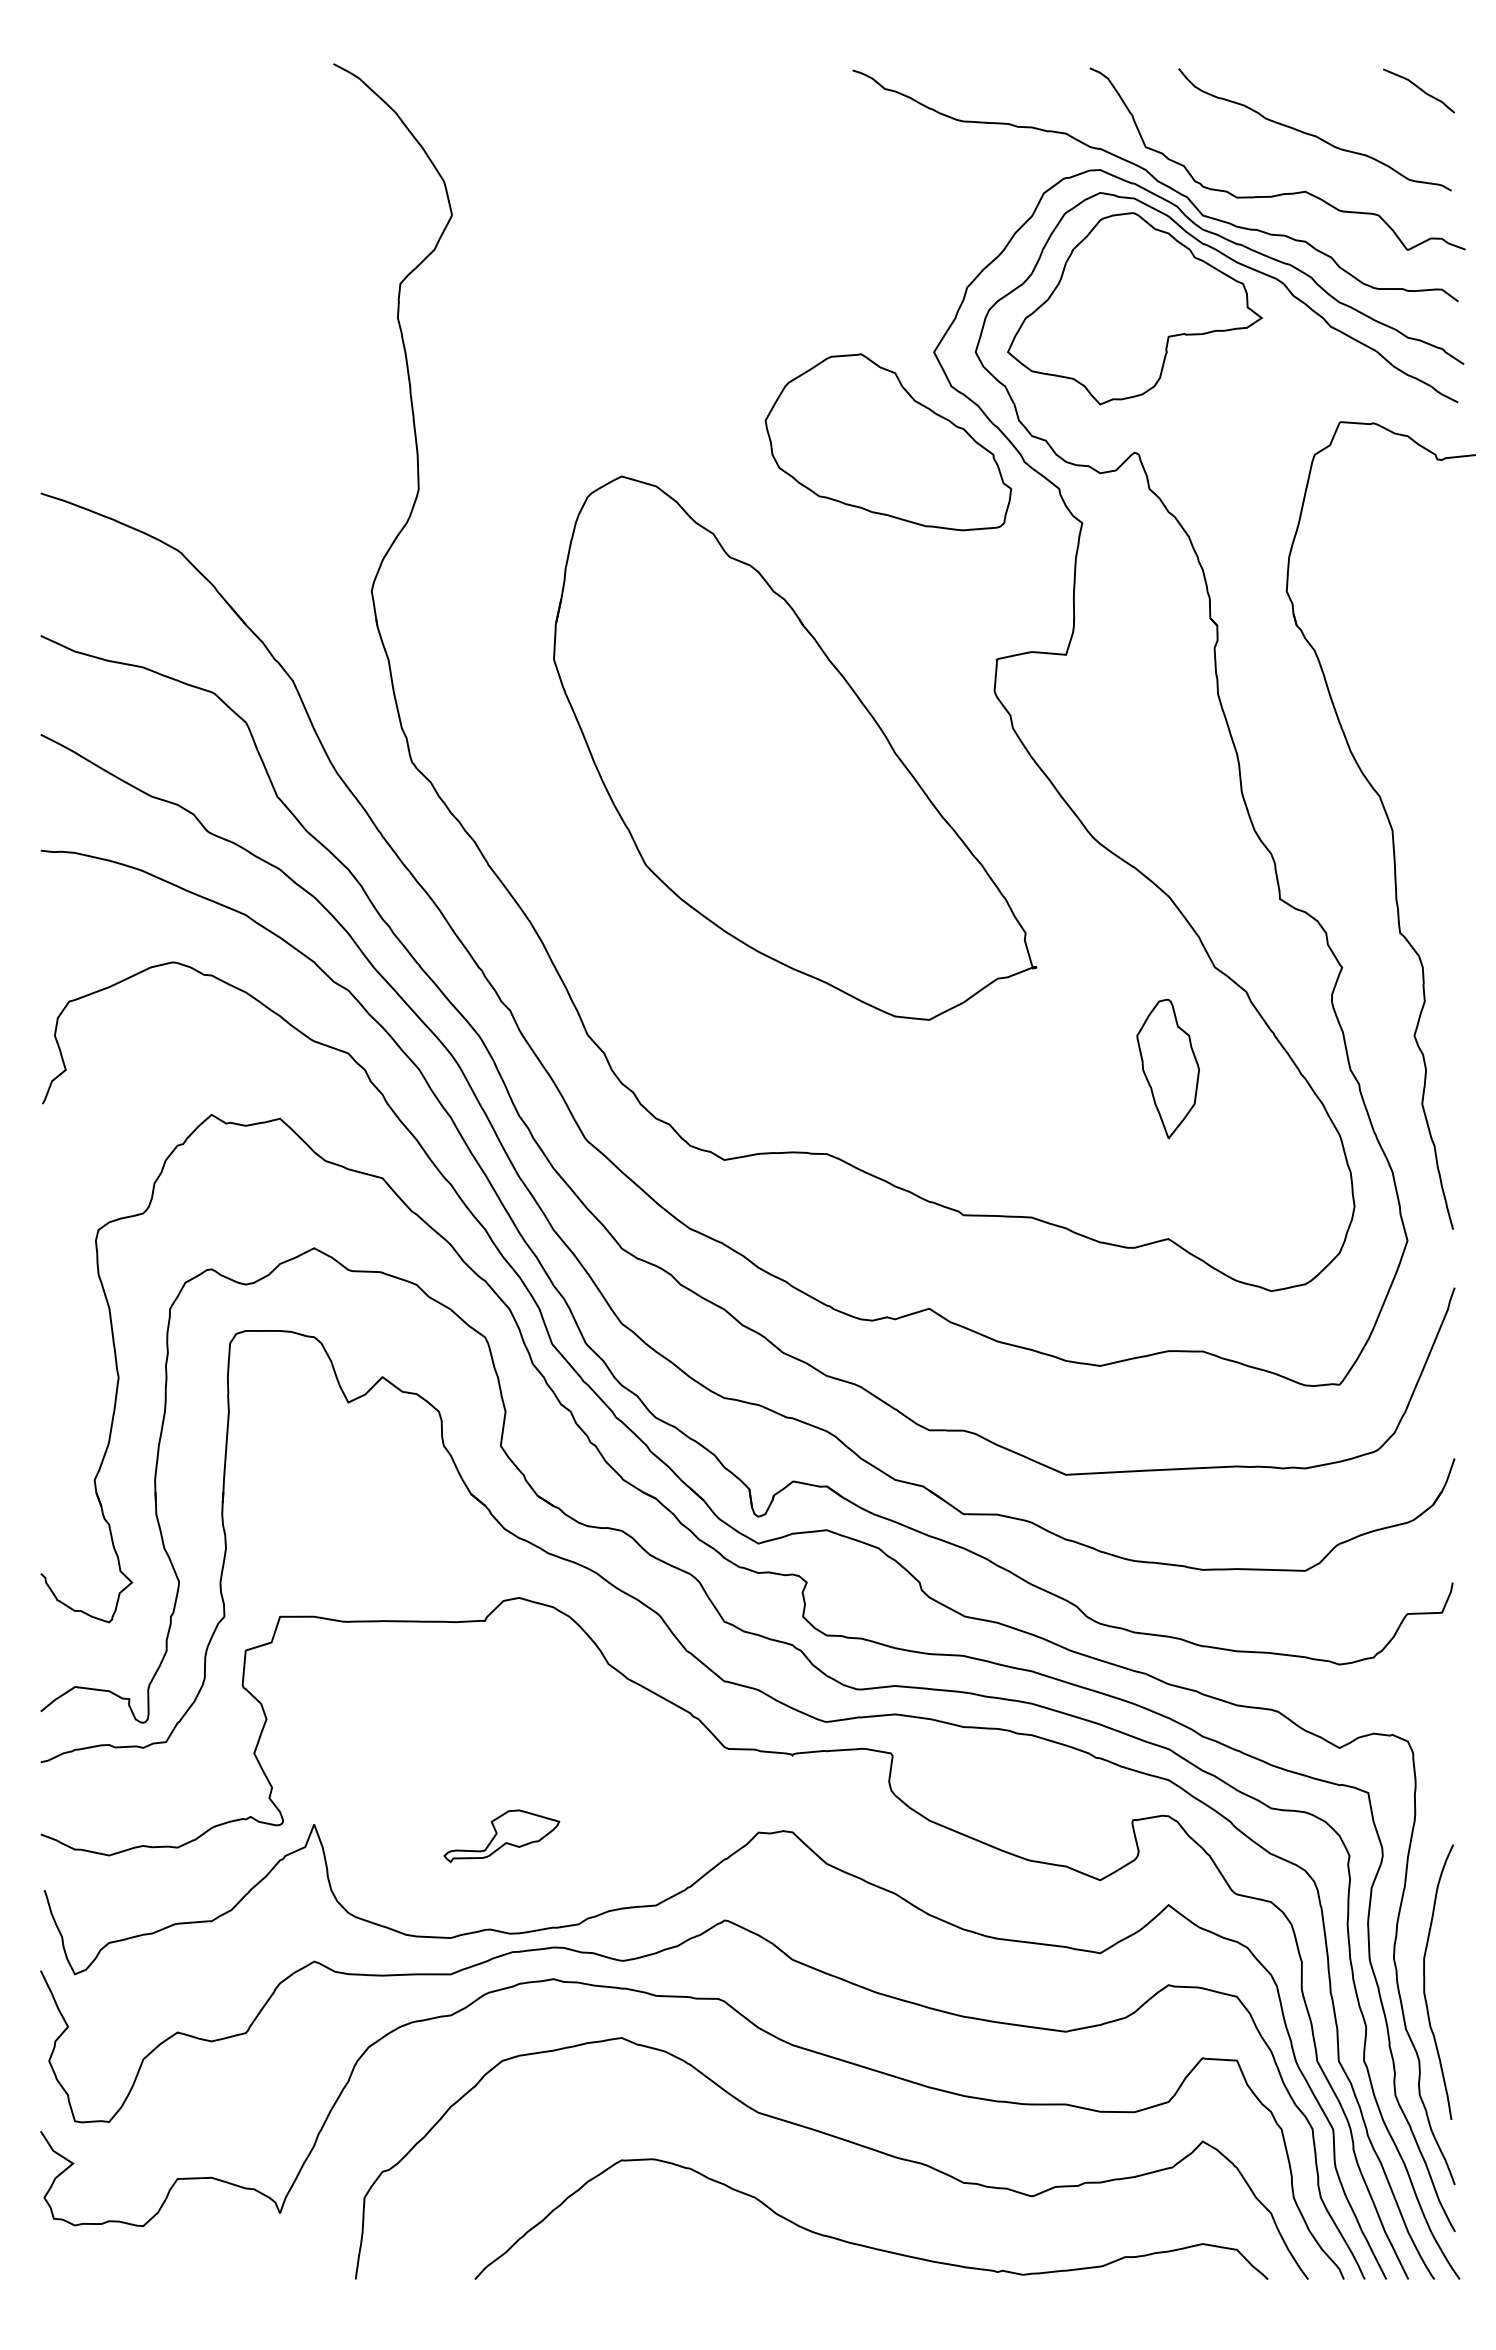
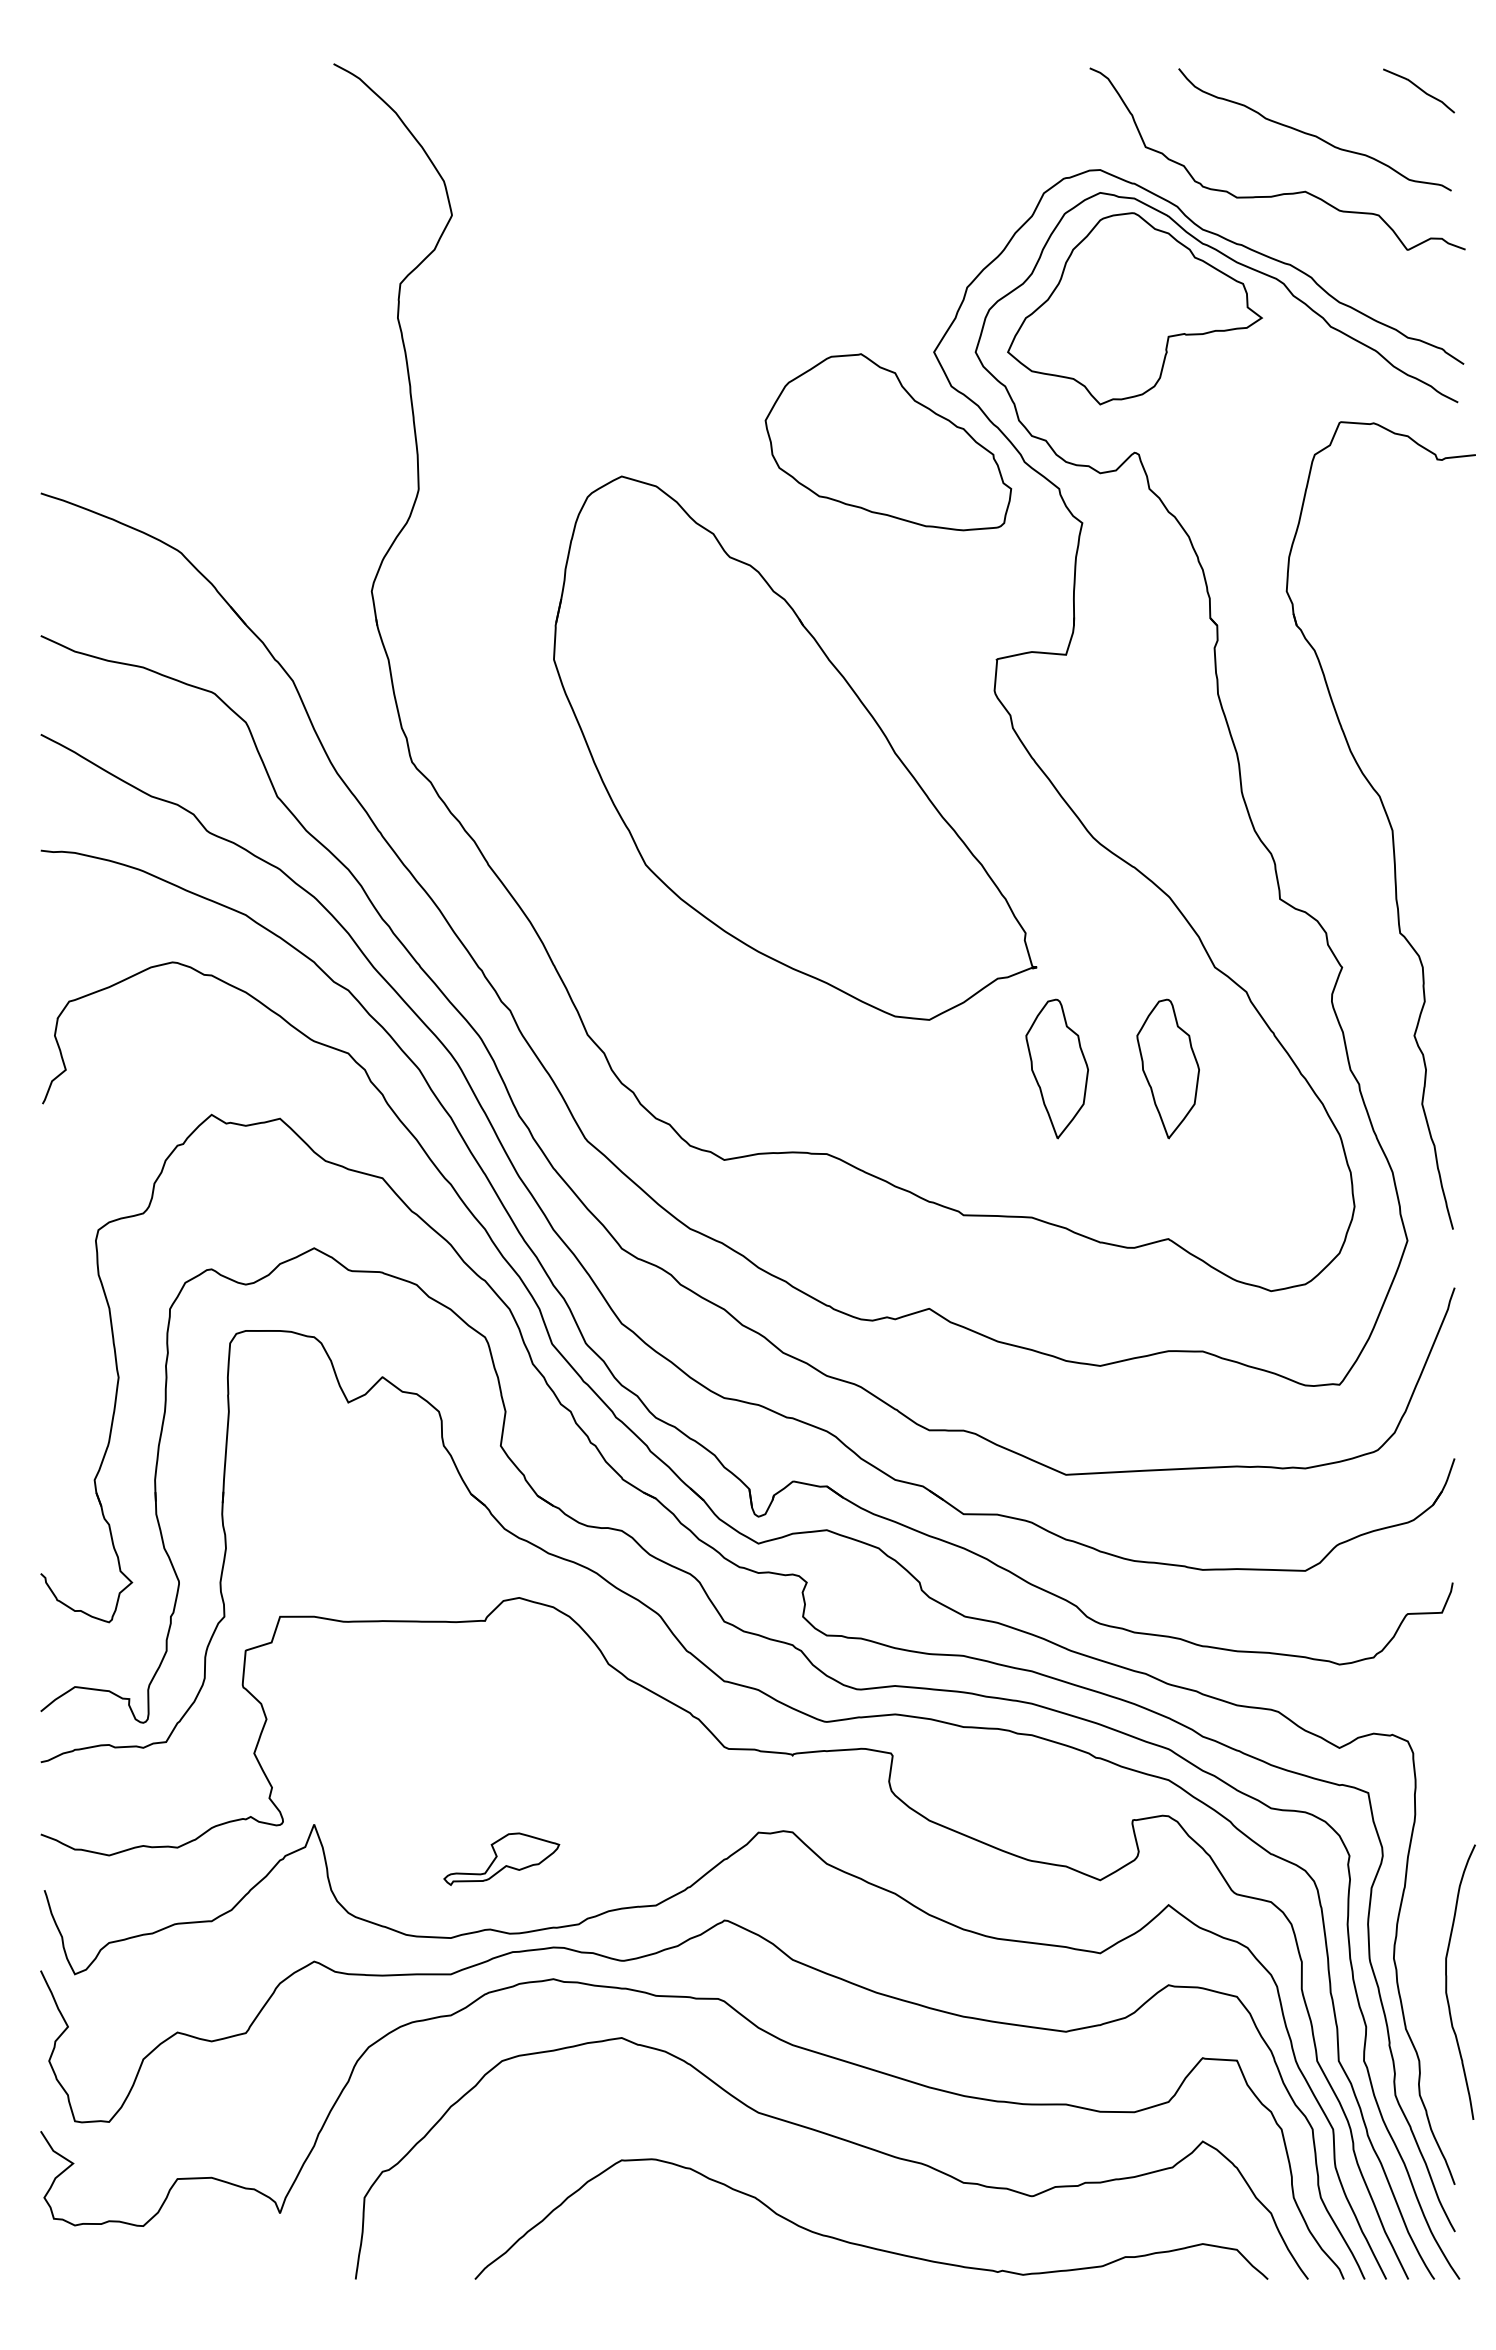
curve: present -> none (1157, 182)
part: none -> present (1056, 1068)
part position: (501, 1835) -> (501, 1858) (501, 1858)
curve position: (1425, 1981) -> (1447, 1981) (1447, 1981)
